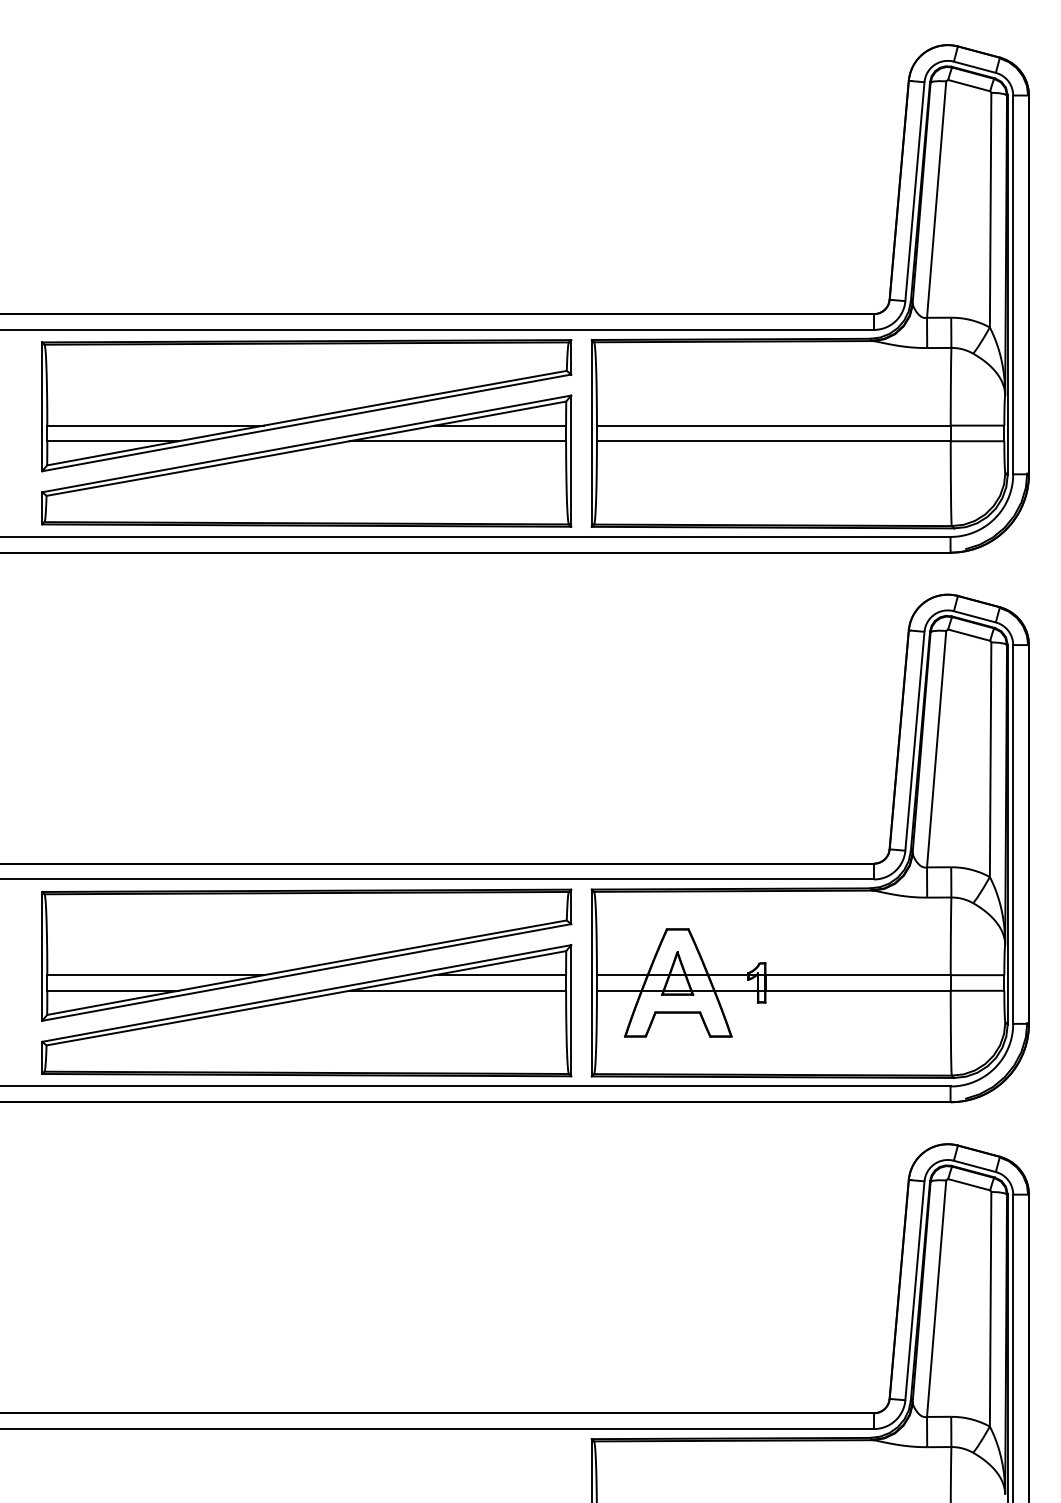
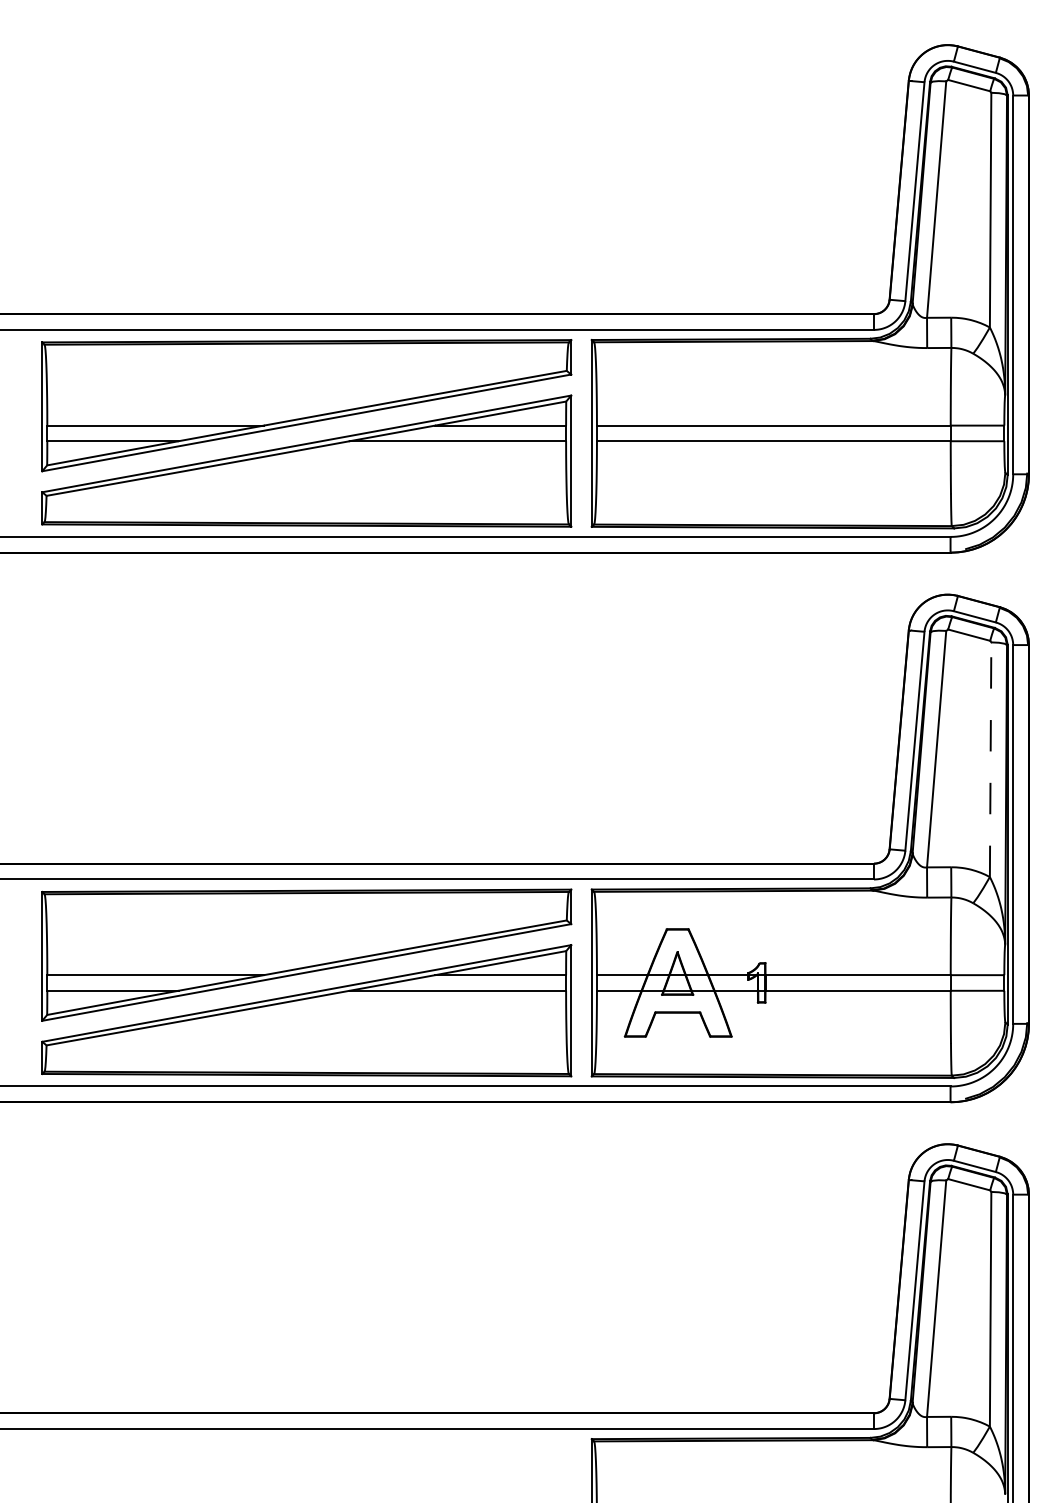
line: solid -> dashed (990, 759)
